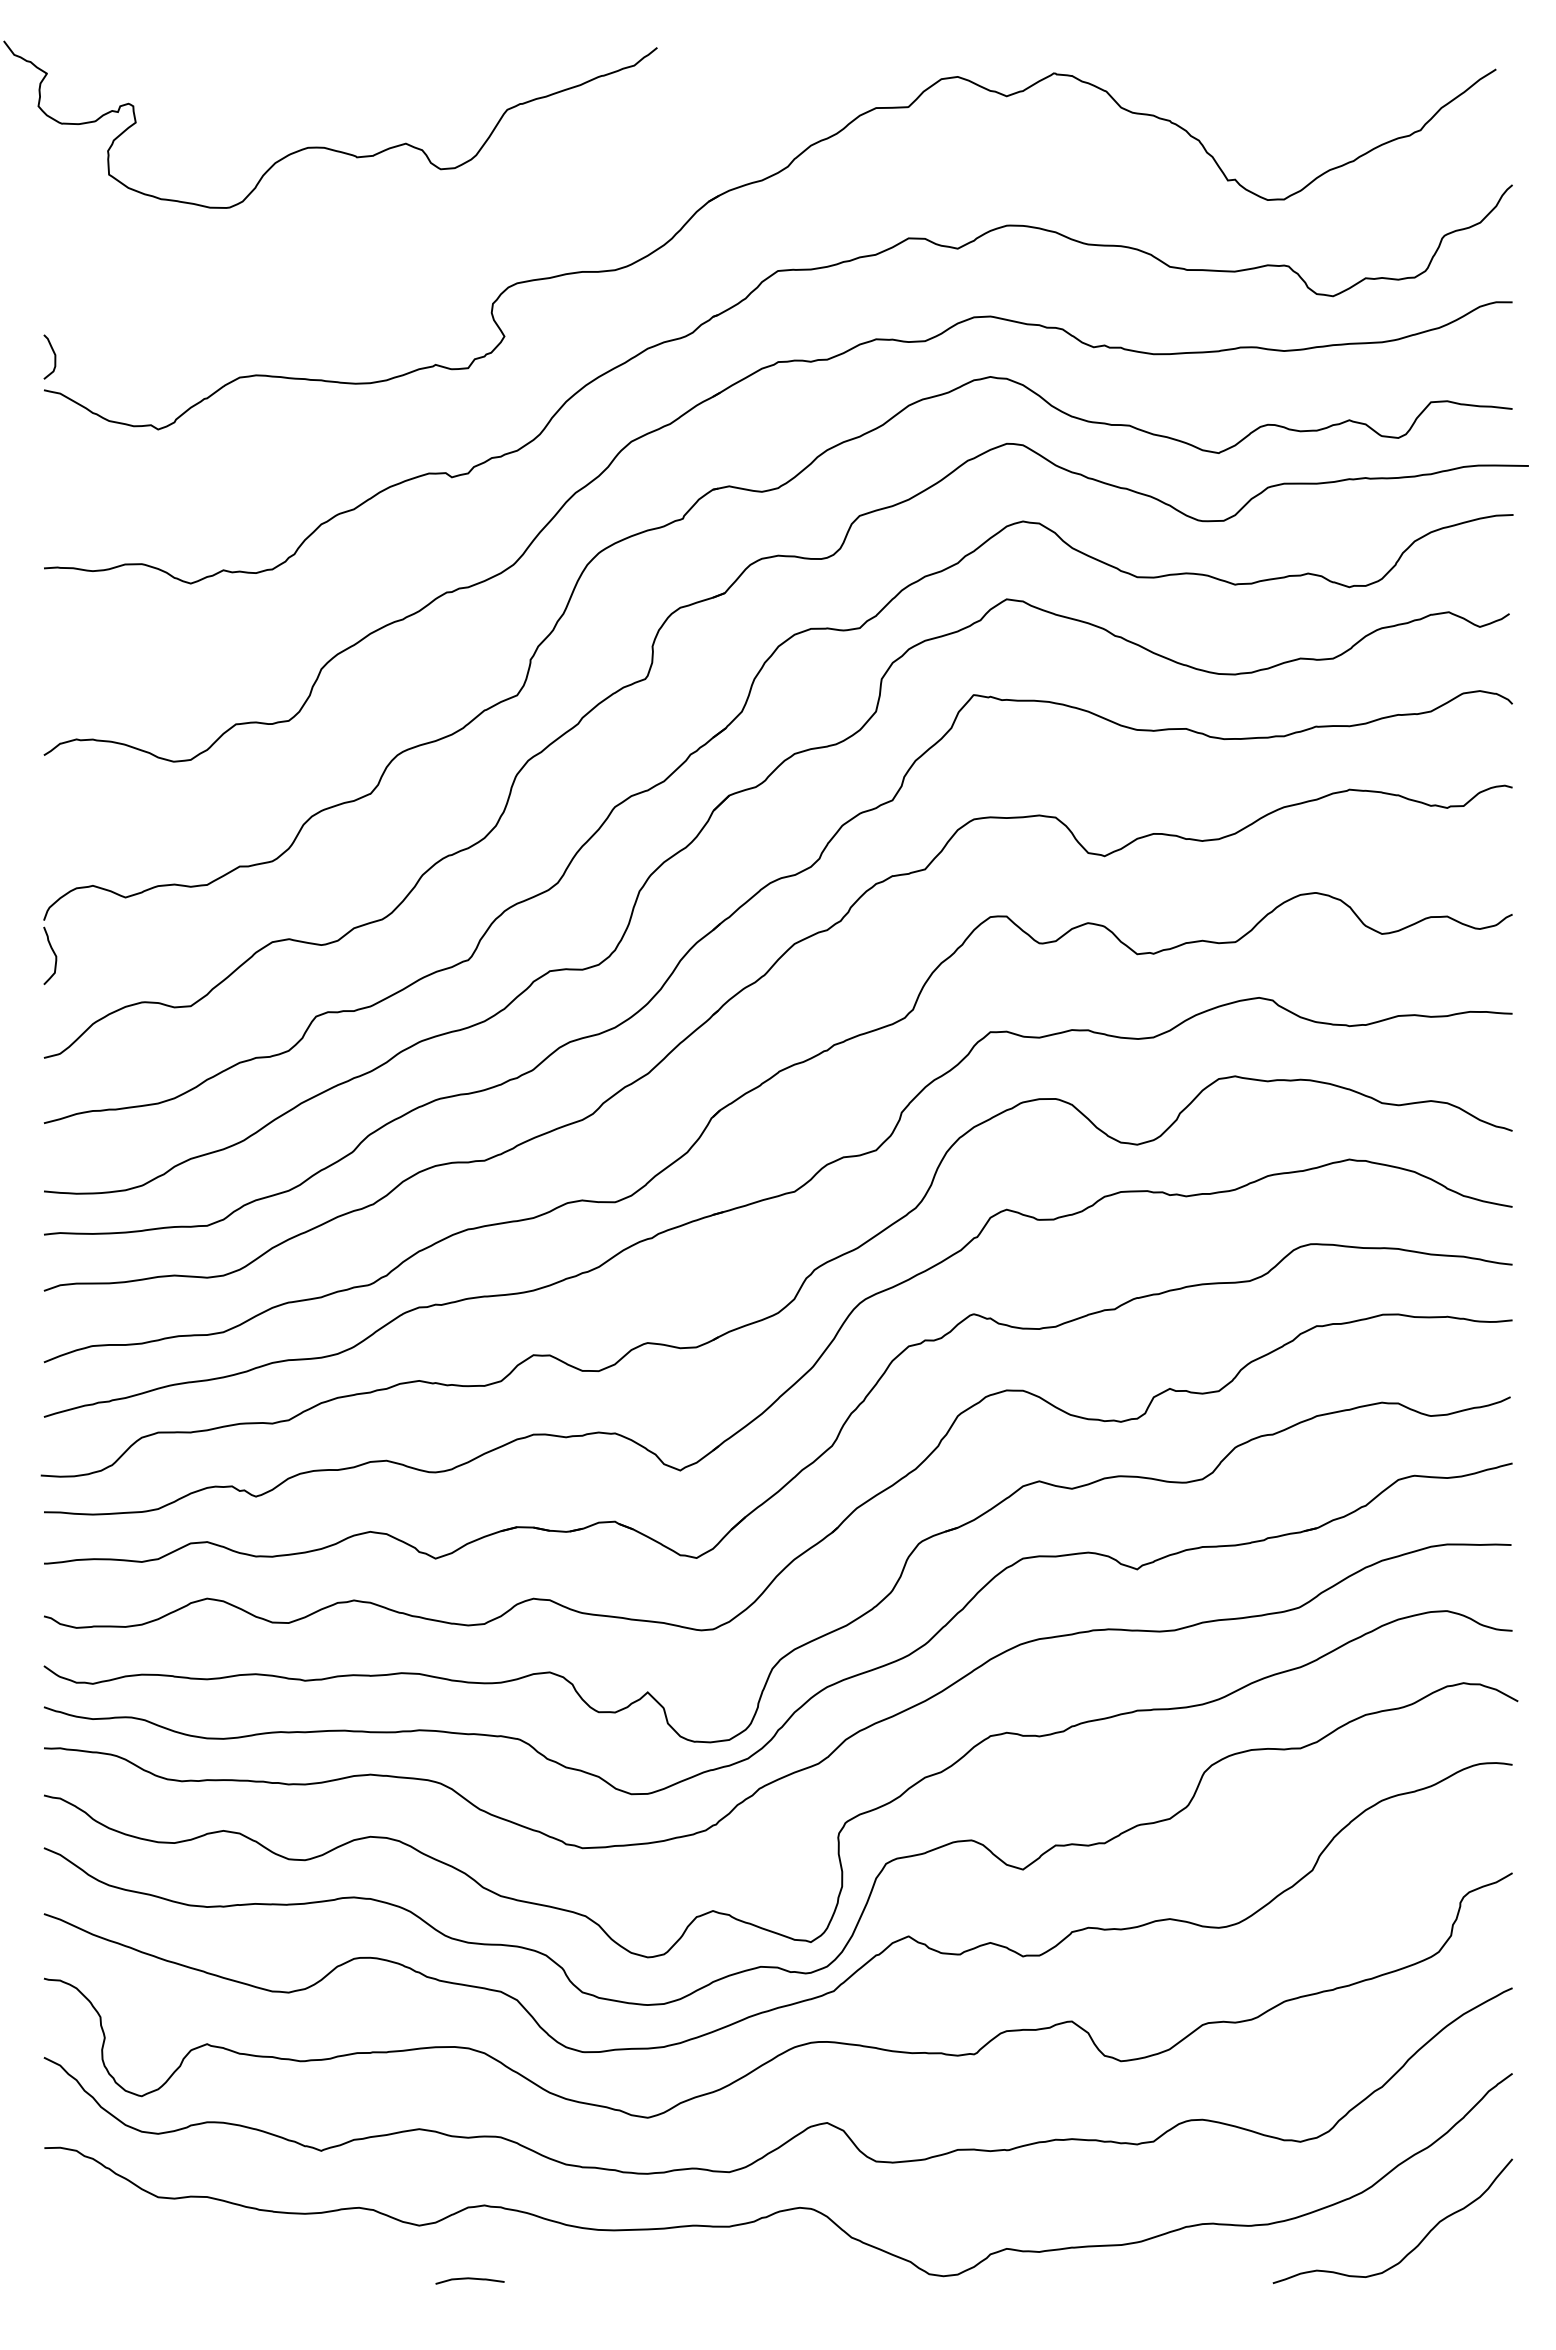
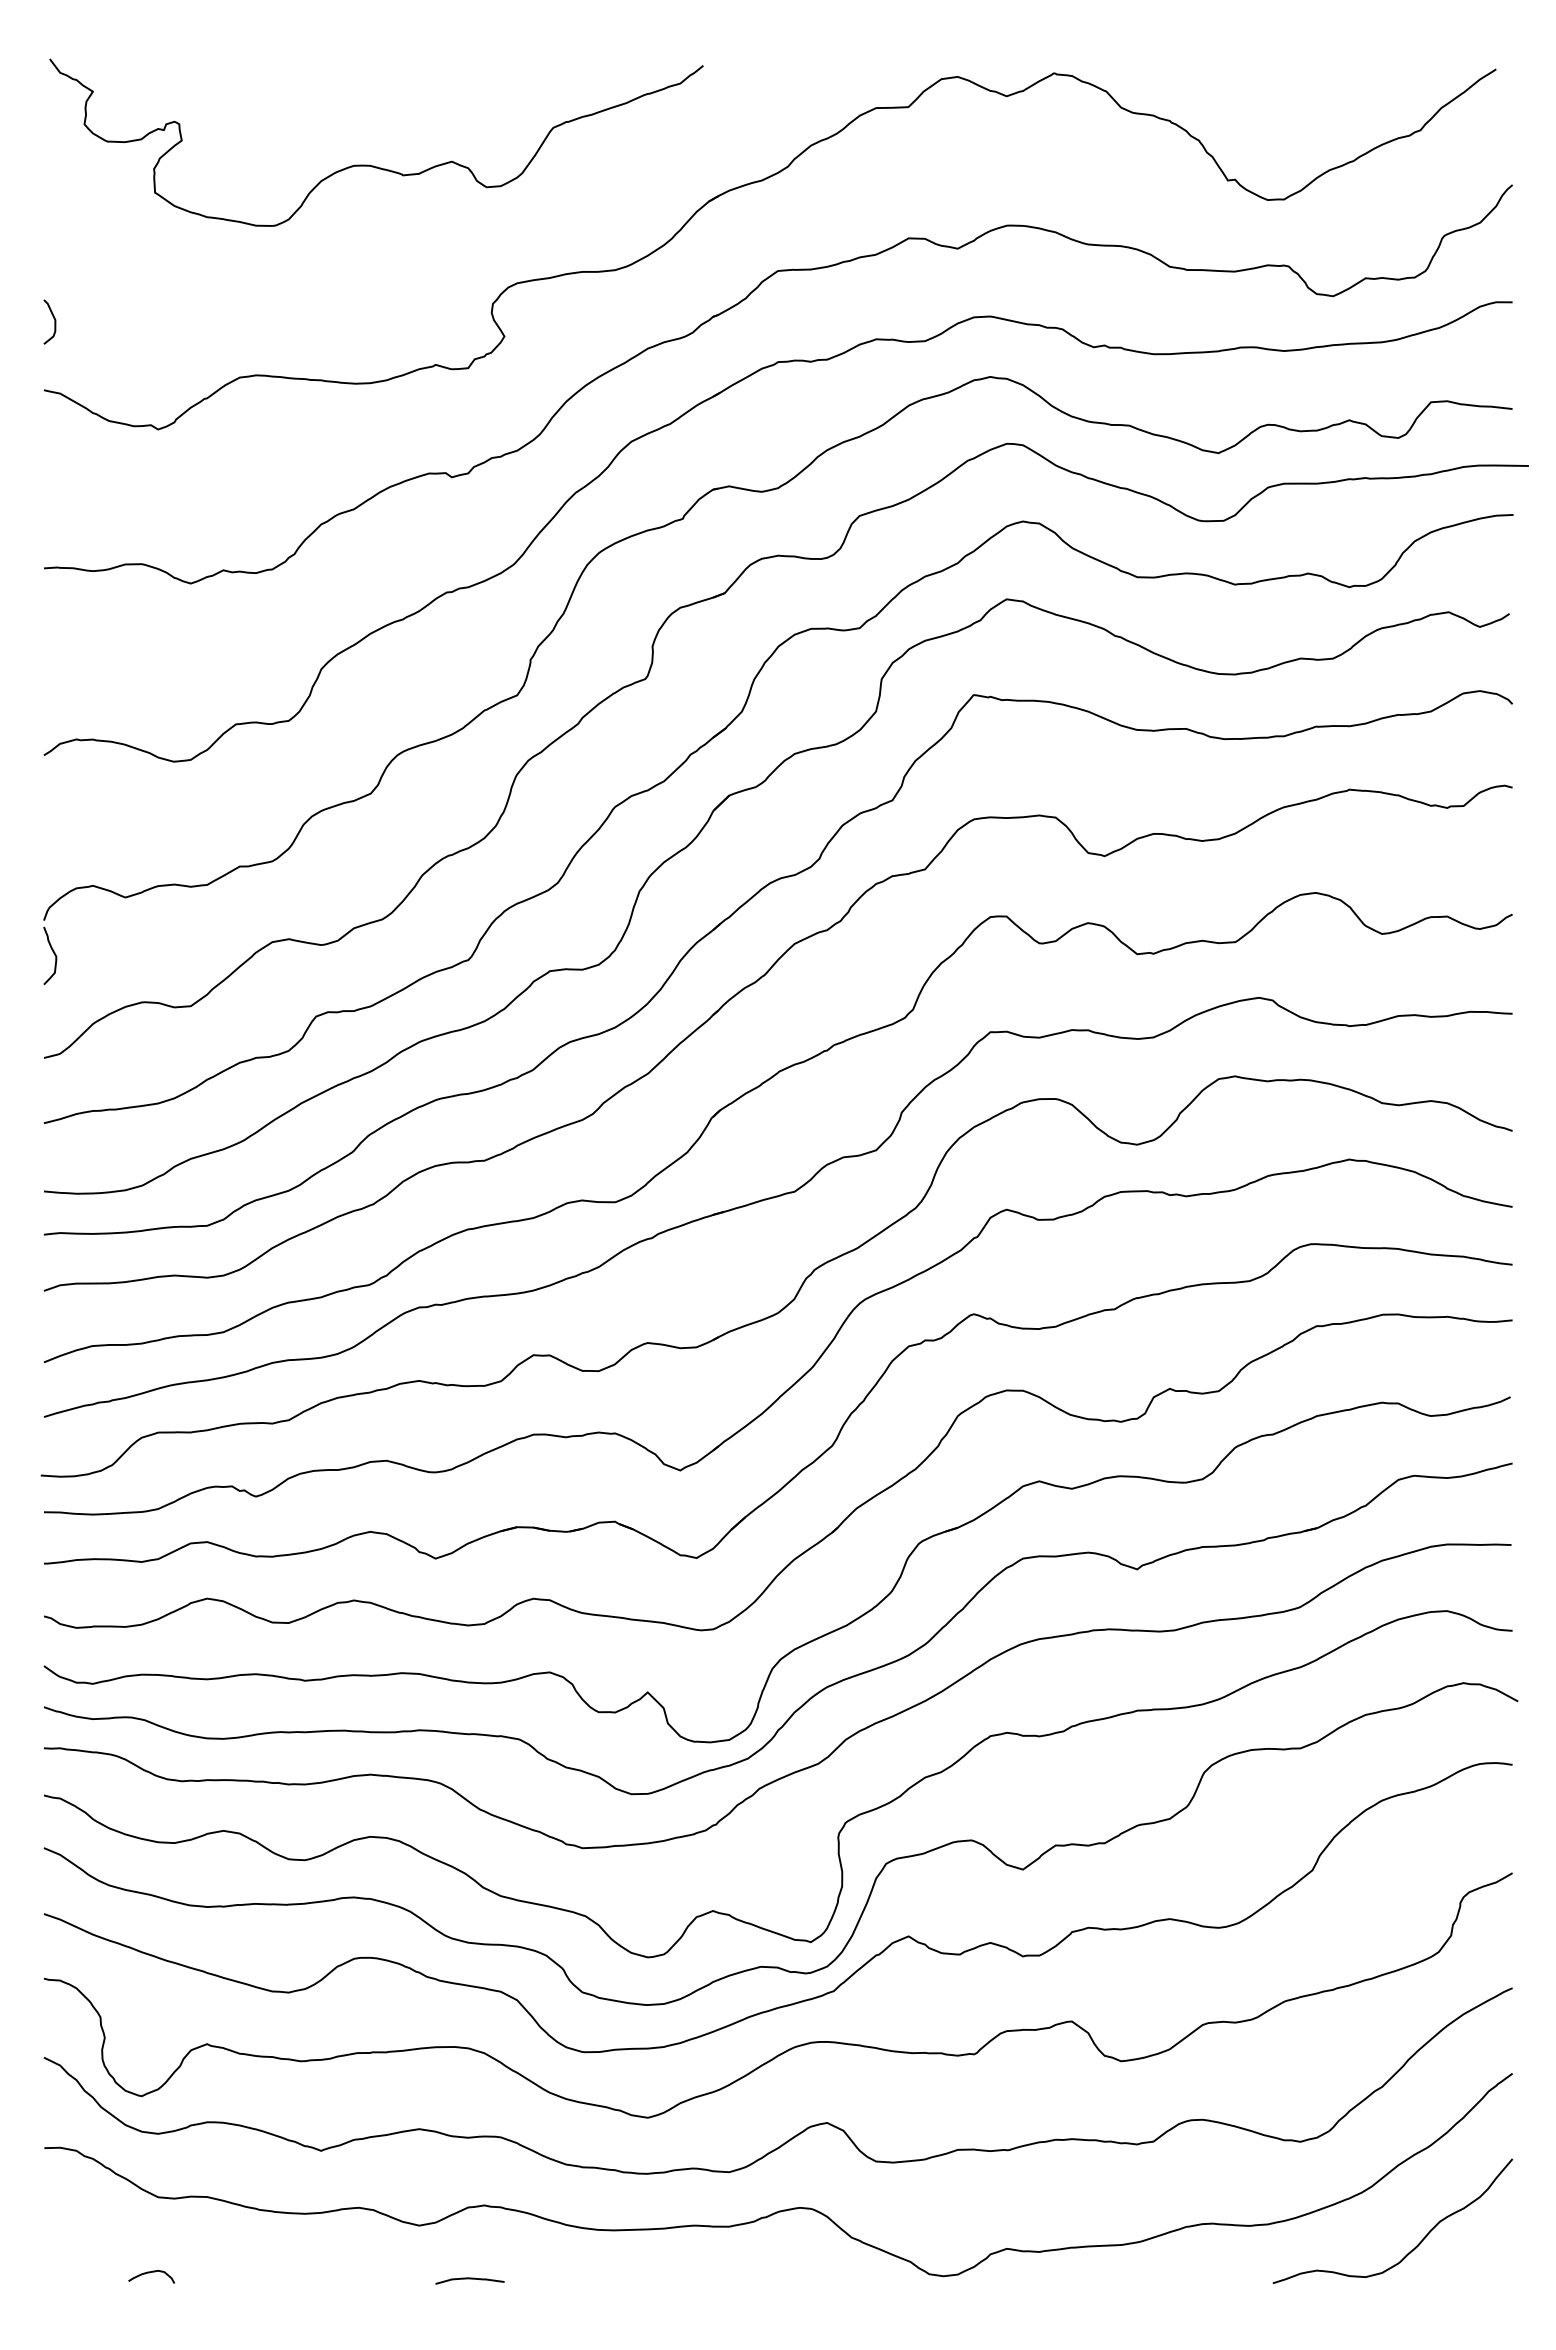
curve position: (323, 146) -> (369, 164) (369, 164)
curve position: (53, 353) -> (53, 318) (53, 318)
curve: none -> present (149, 2273)
